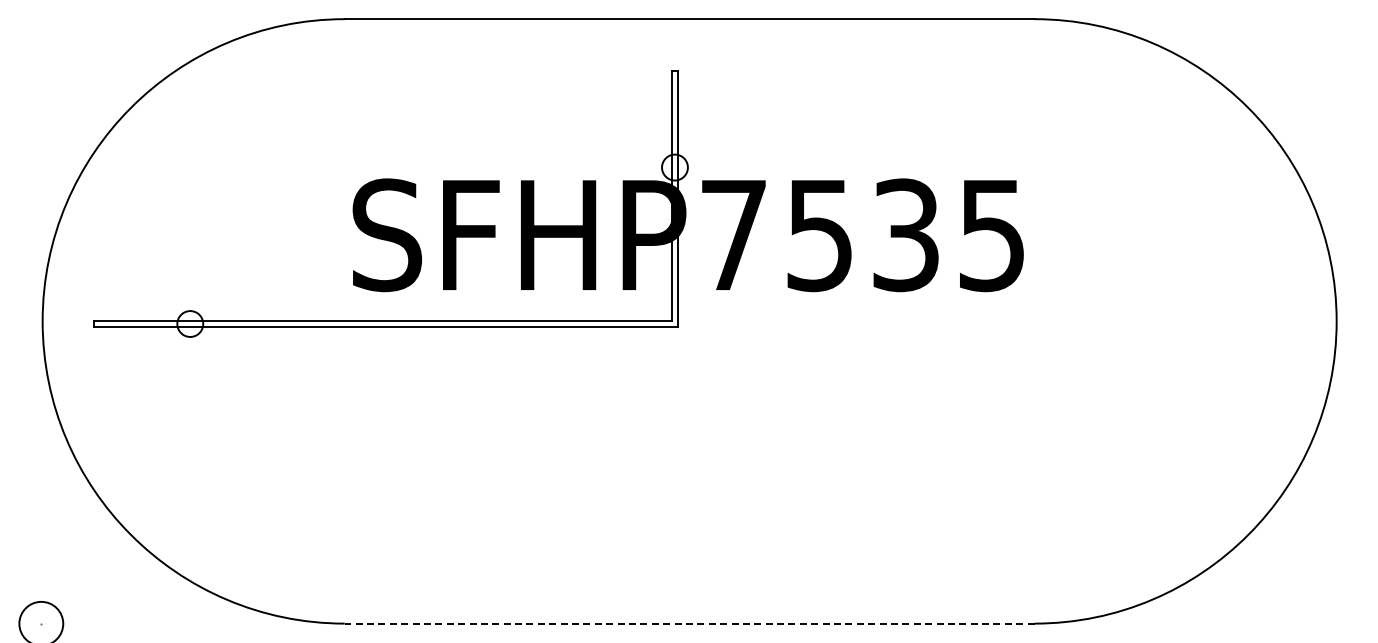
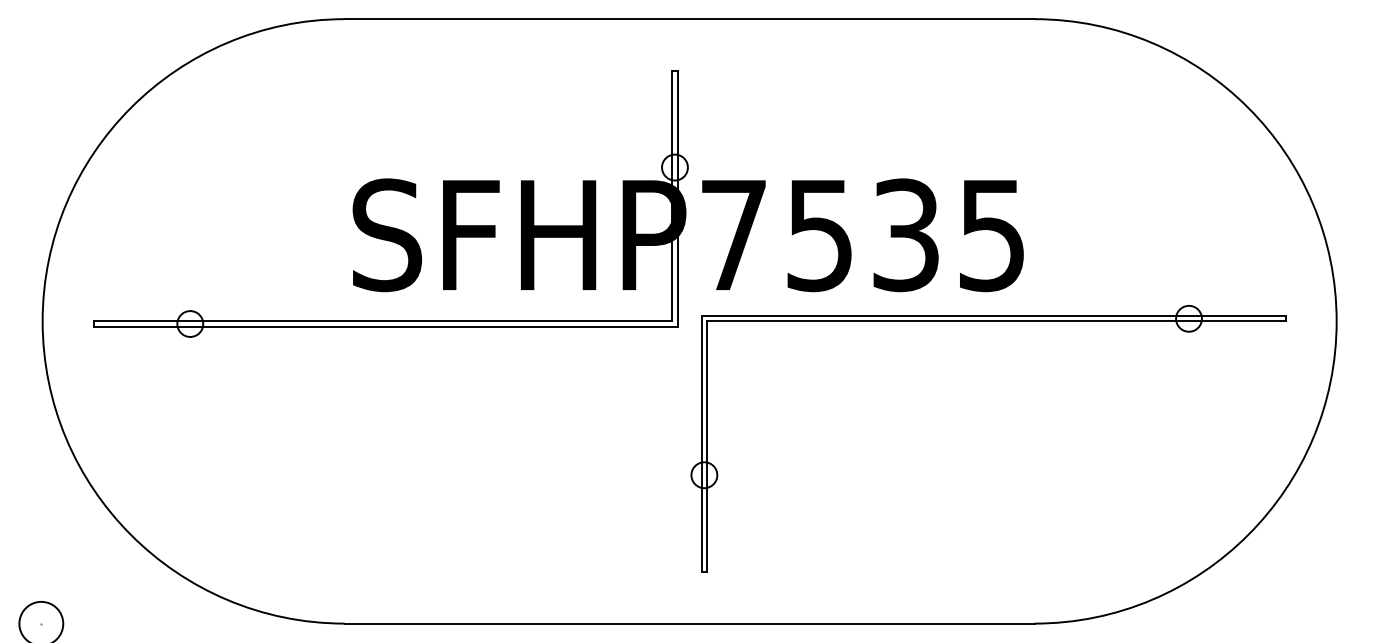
part: none -> present (988, 321)
line: dashed -> solid (689, 623)
